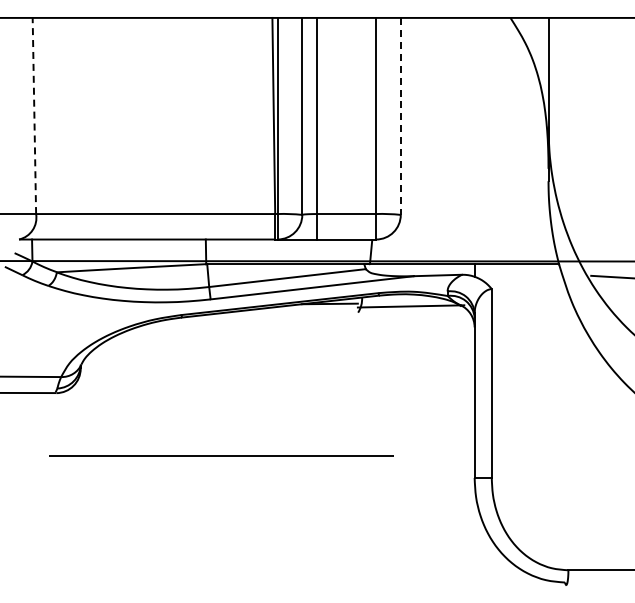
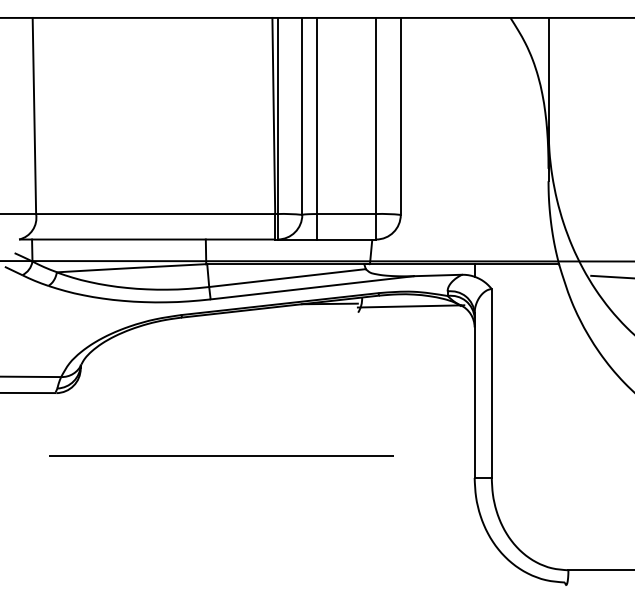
line: dashed -> solid (34, 115)
line: dashed -> solid (400, 116)
